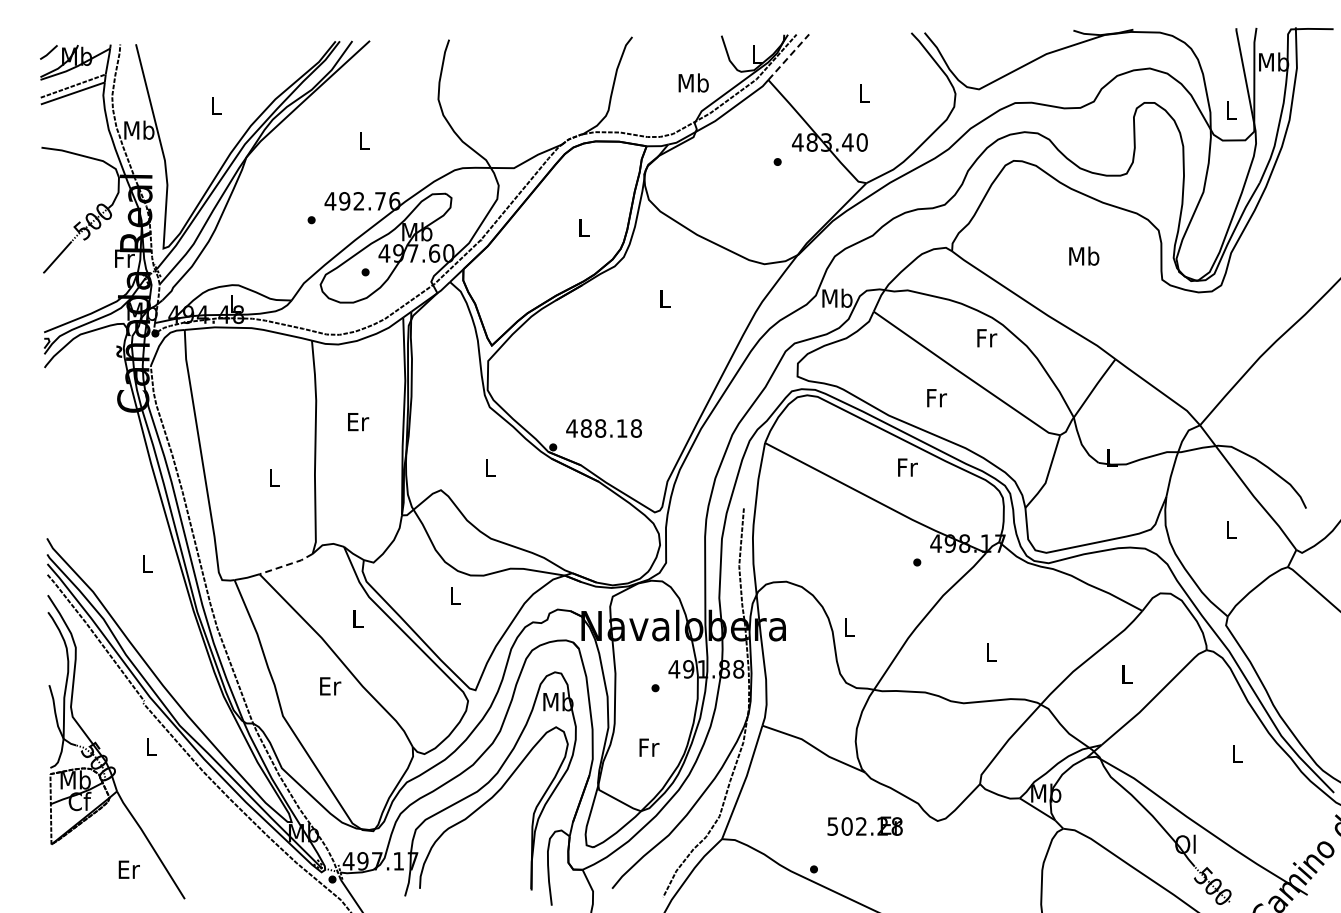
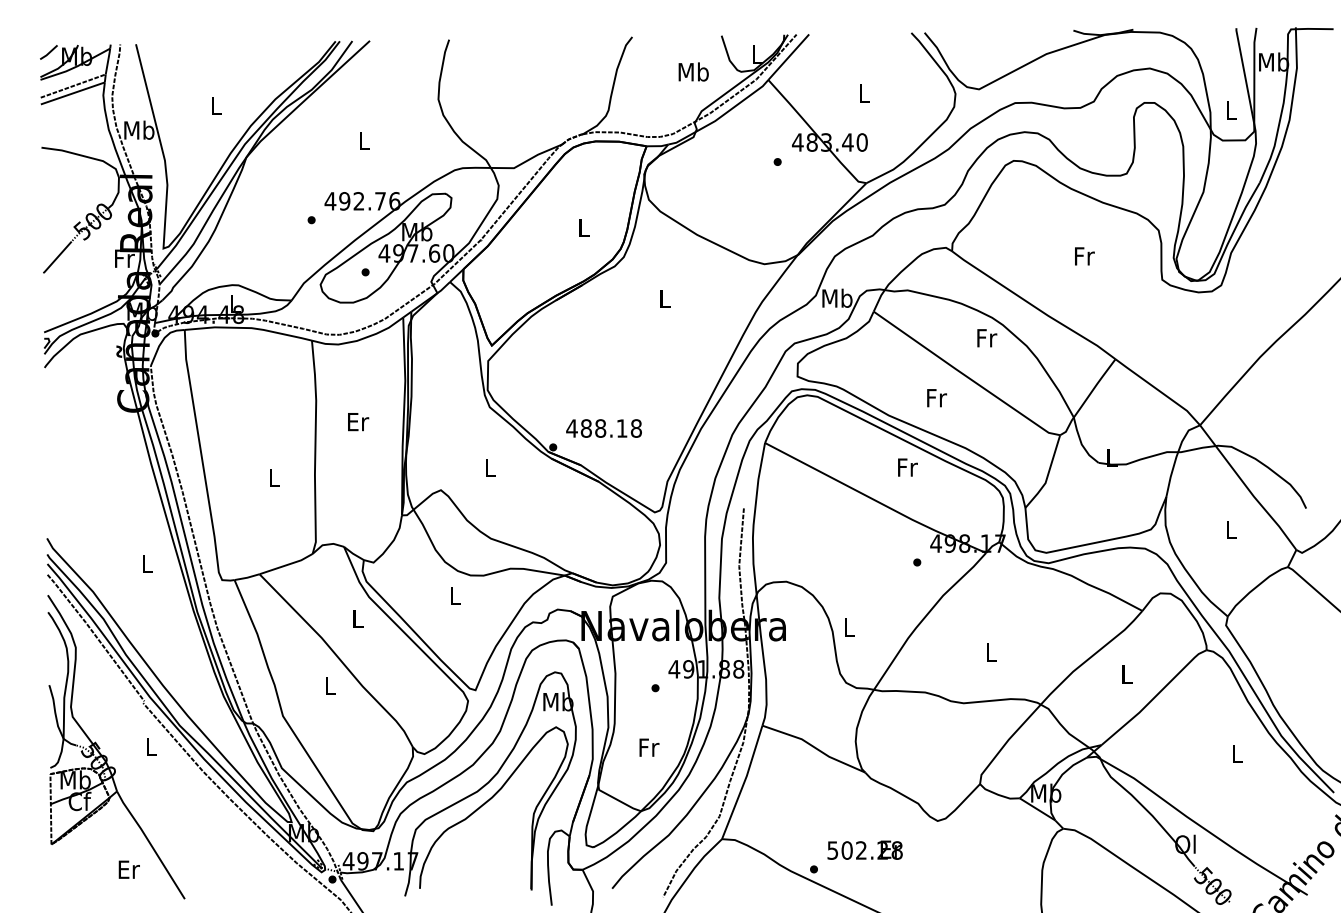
line: dashed -> solid (788, 57)
text position: (693, 82) -> (693, 71) (693, 71)
text: Mb -> Fr (1084, 255)
line: dashed -> solid (287, 564)
text: Er -> L (330, 686)
text position: (864, 825) -> (864, 849) (864, 849)
